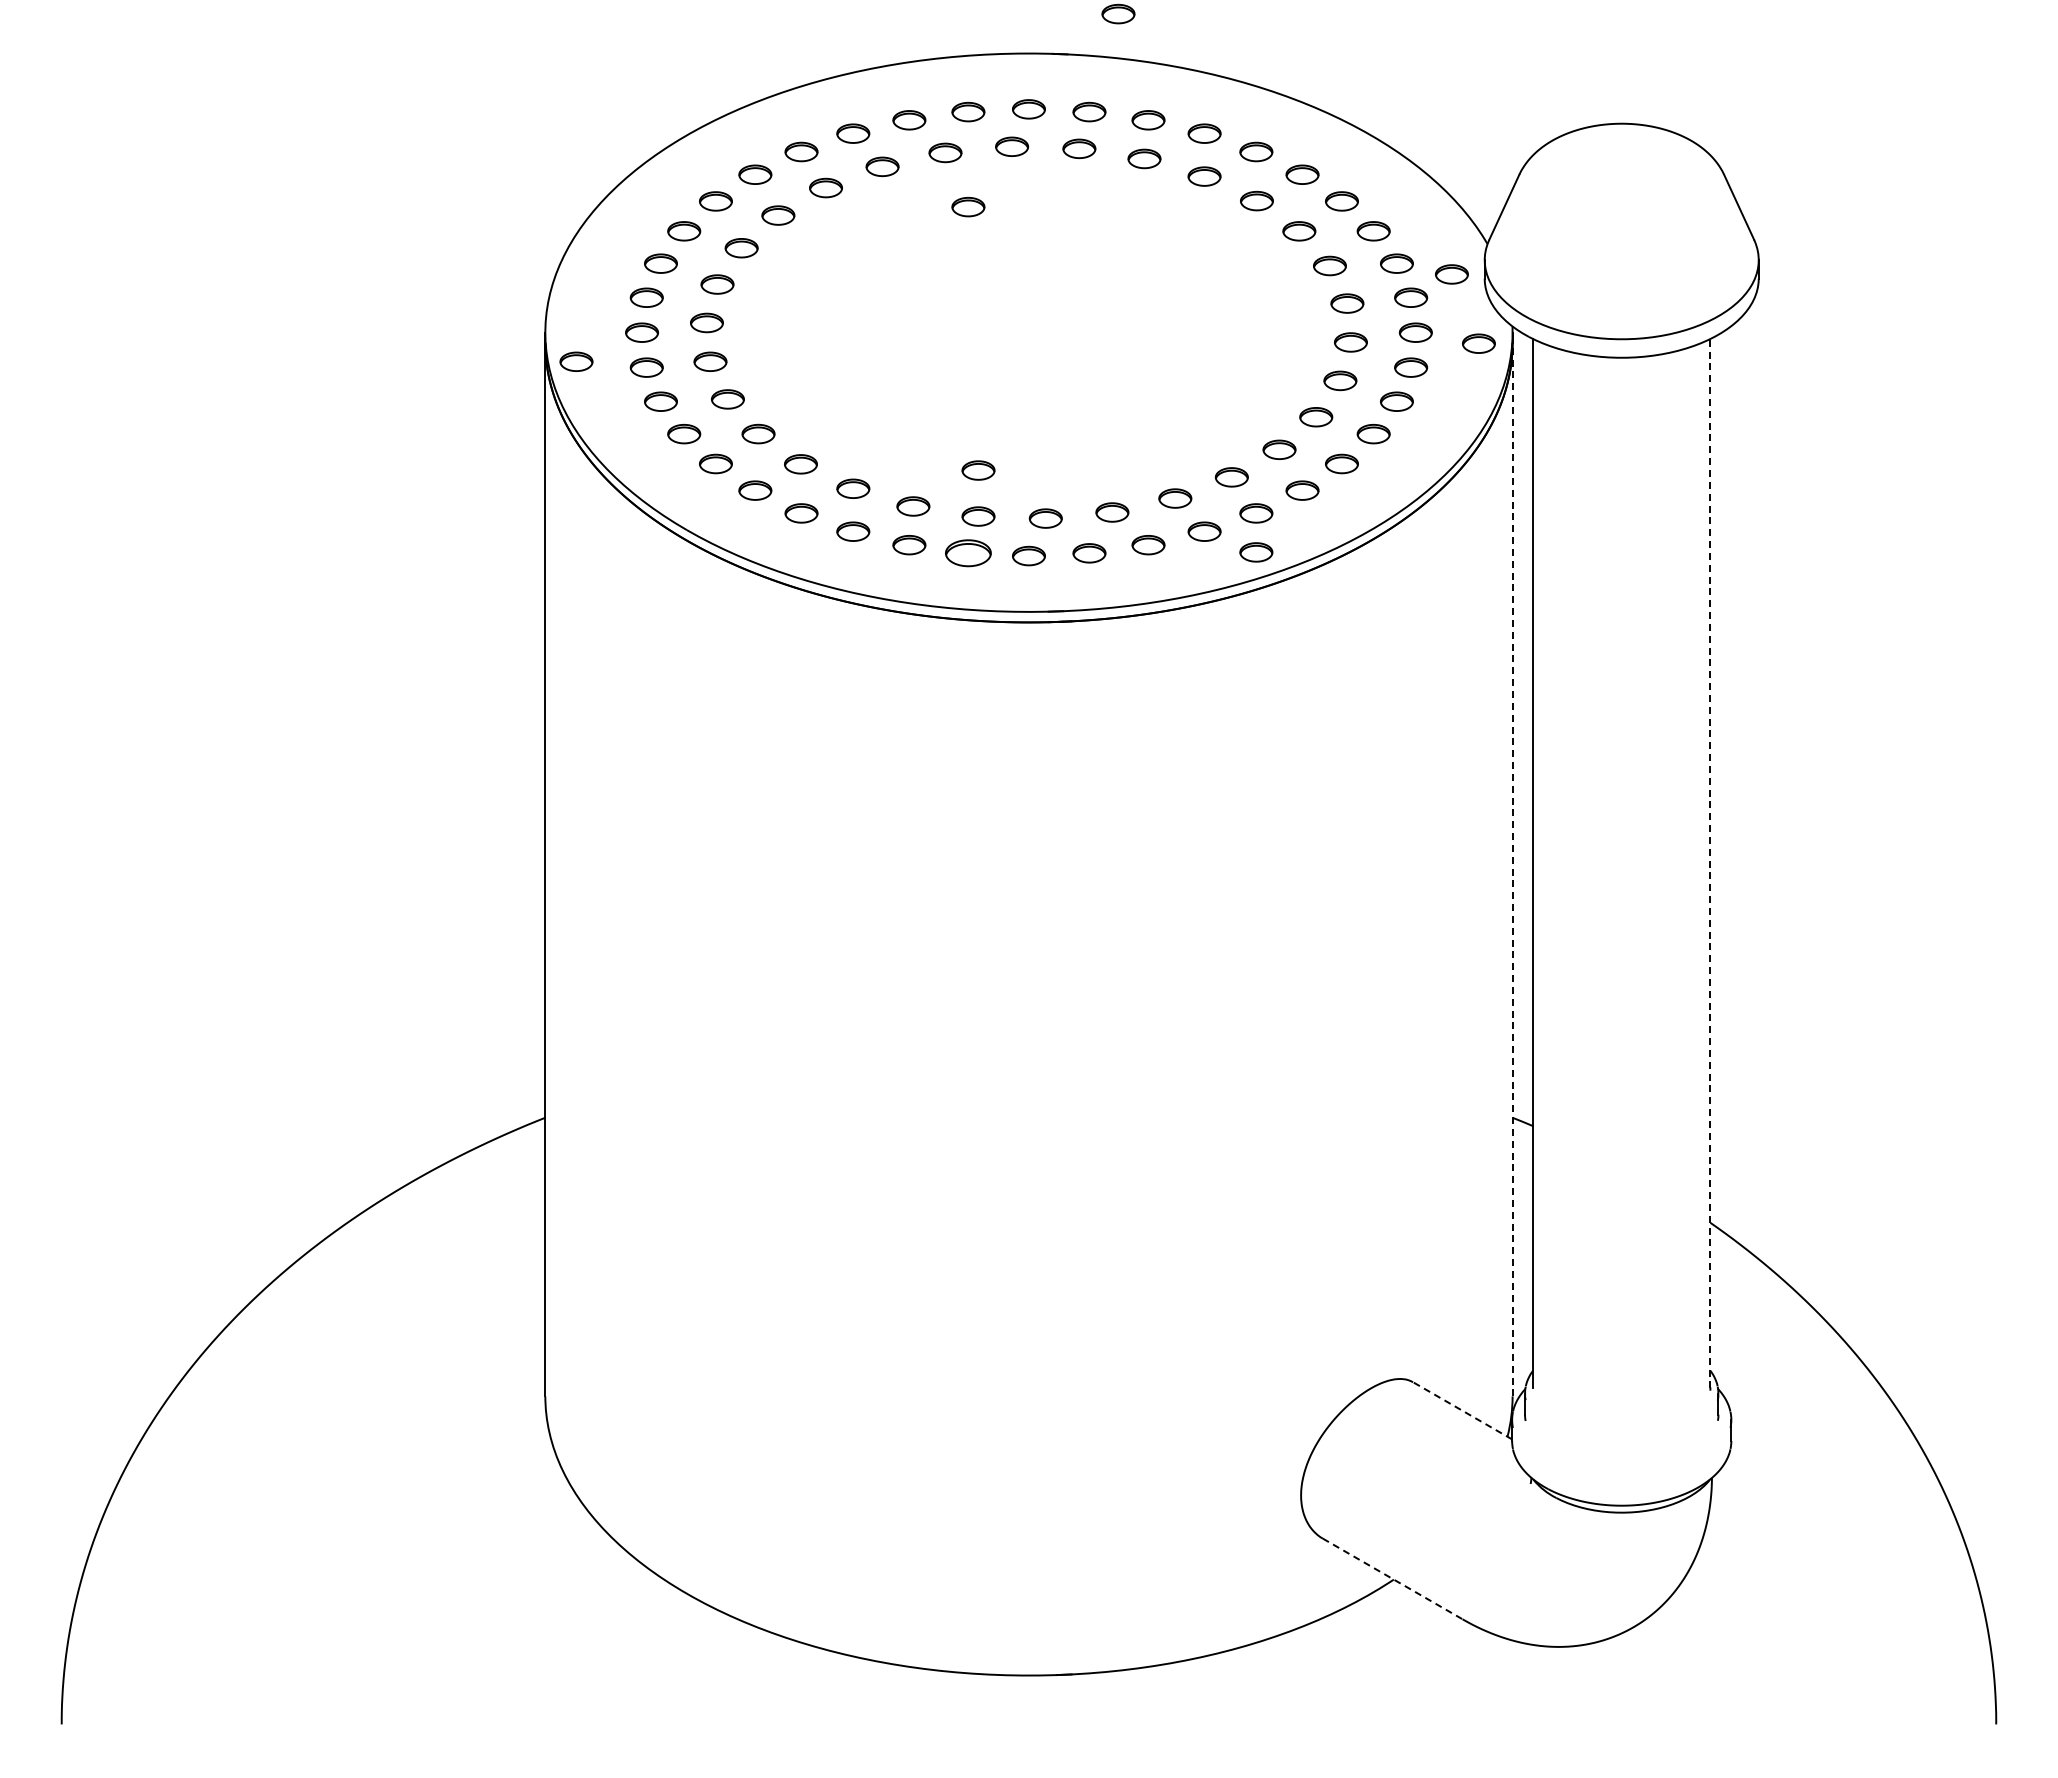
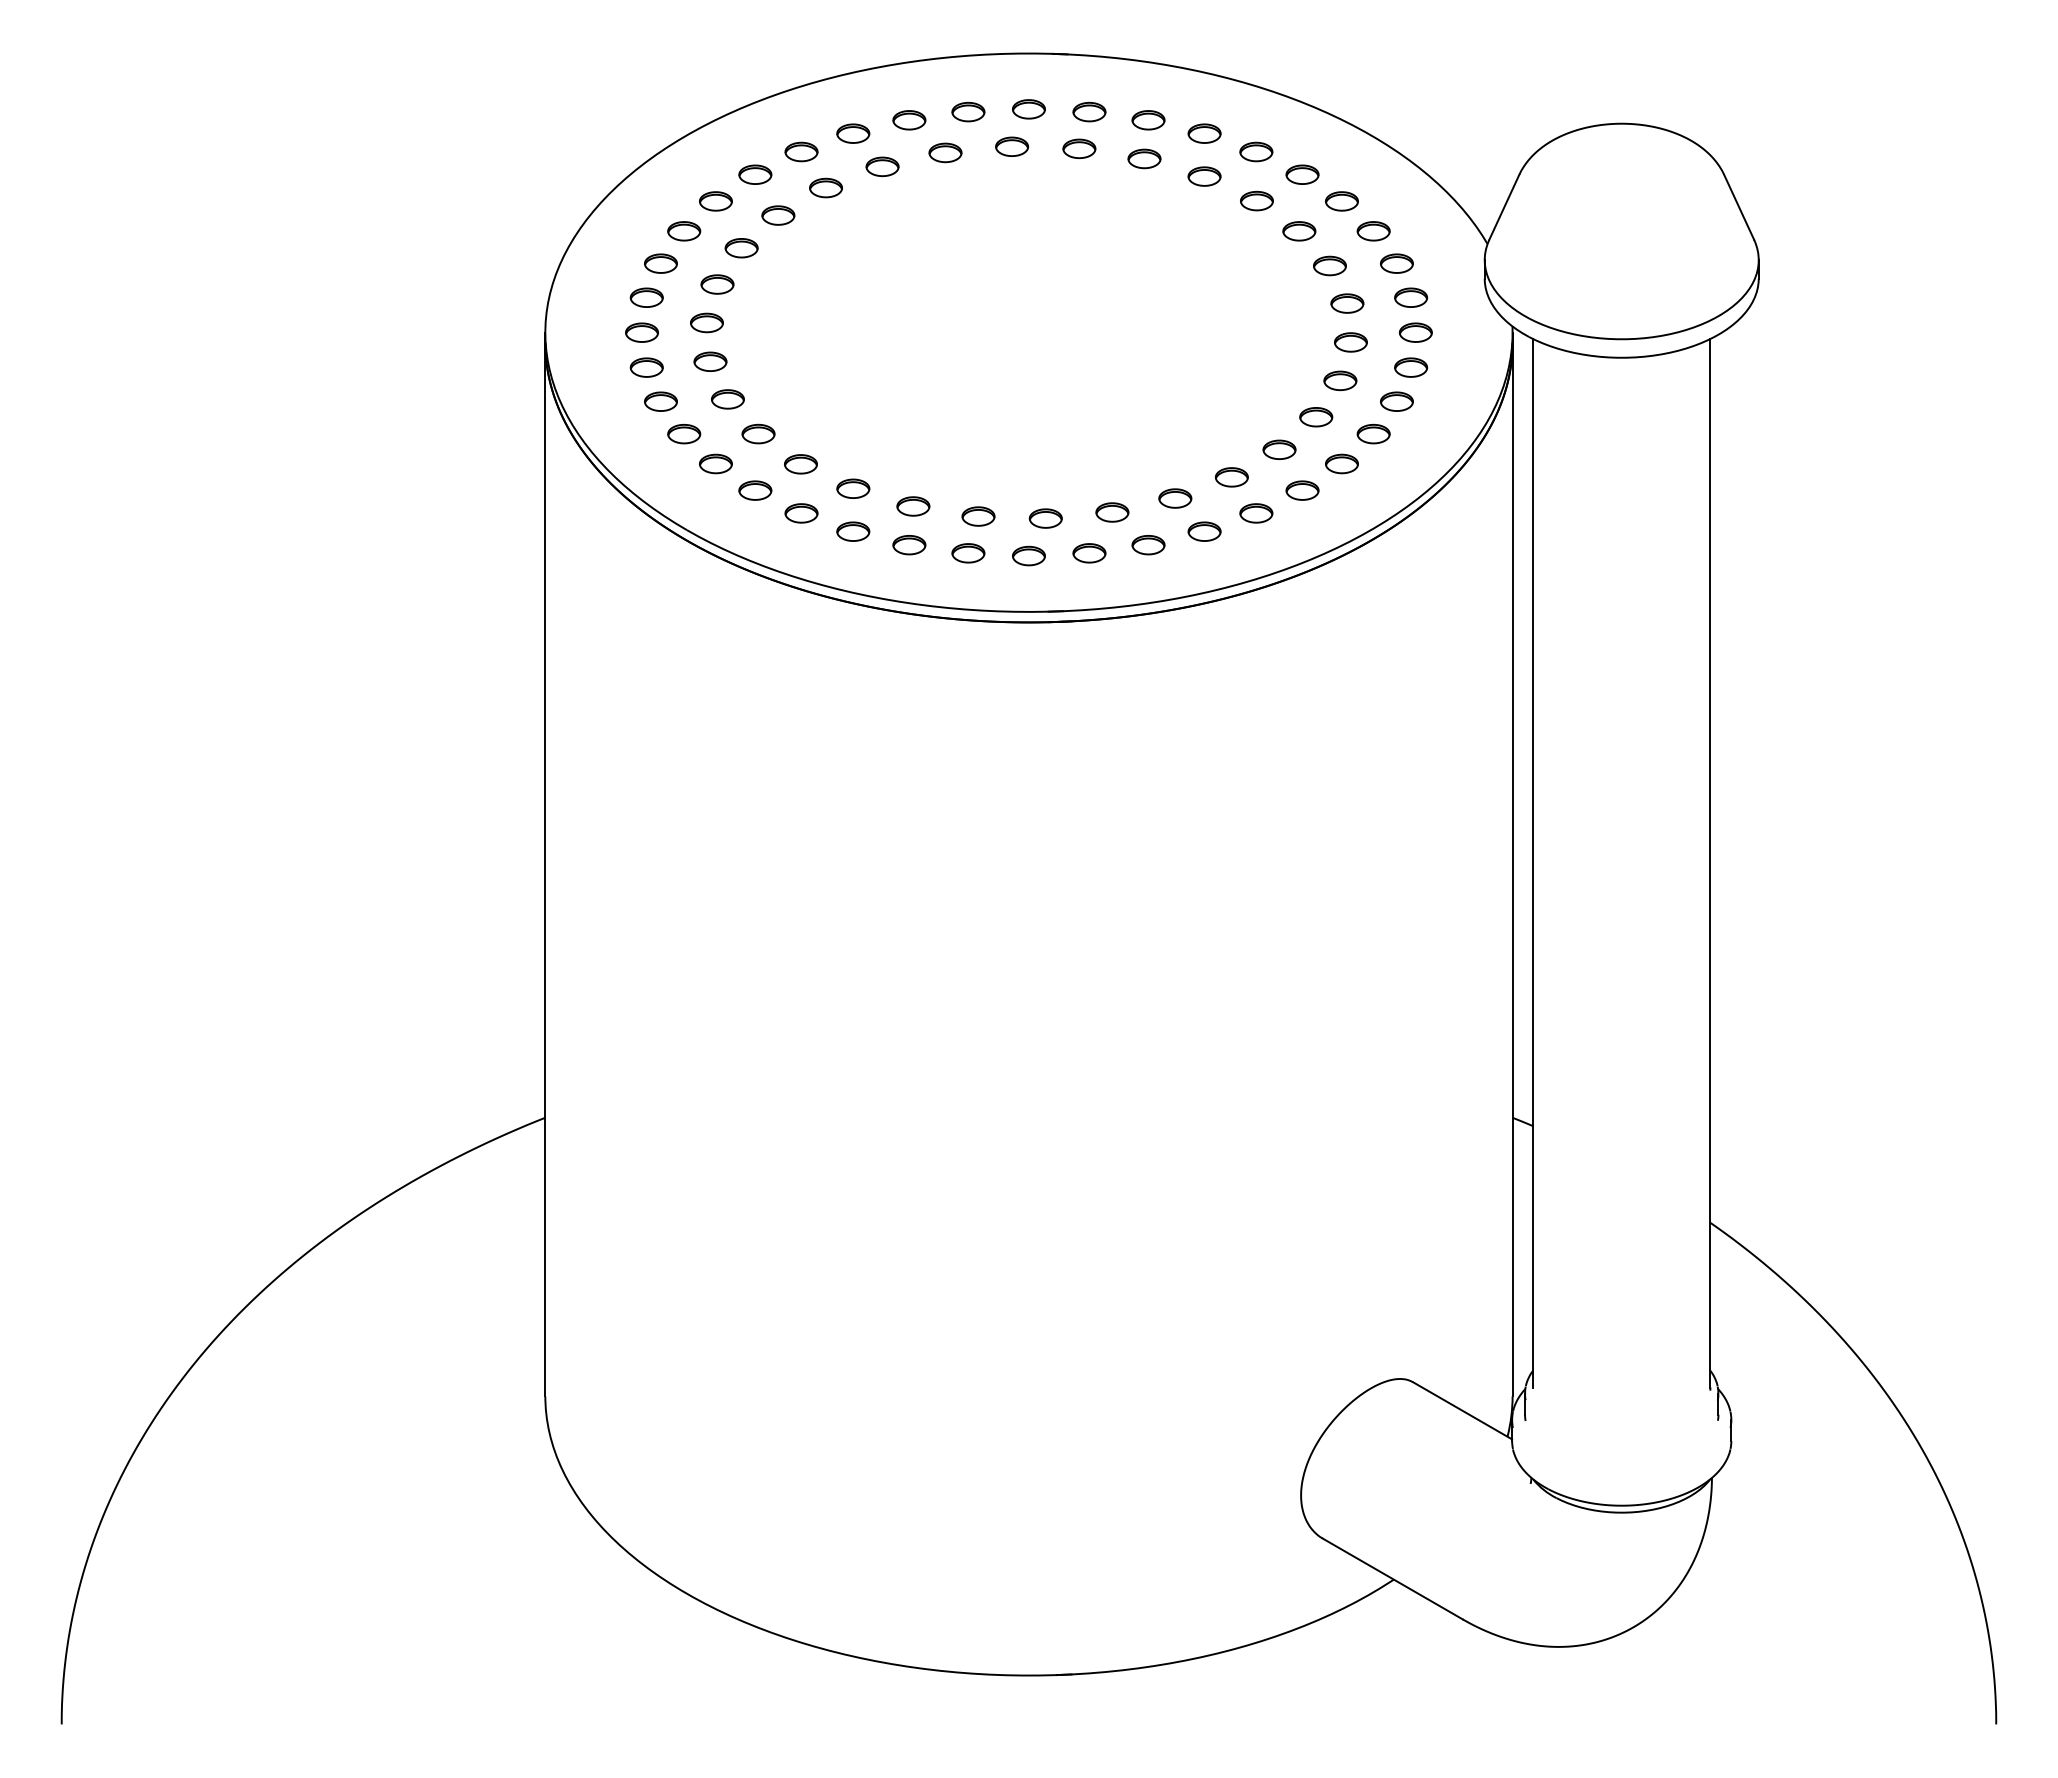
part: present -> none (1118, 13)
part: present -> none (968, 206)
part: present -> none (1451, 274)
part: present -> none (1478, 343)
part: present -> none (576, 361)
part: present -> none (978, 470)
part: present -> none (1256, 552)
part size: 47x29 px -> 35x21 px (968, 553)
line: dashed -> solid (1710, 863)
line: dashed -> solid (1512, 869)
line: dashed -> solid (1462, 1410)
line: dashed -> solid (1392, 1578)
